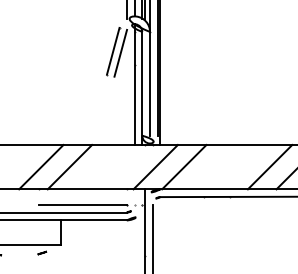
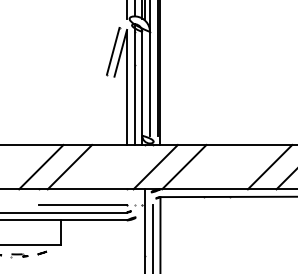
line: none -> present (126, 87)
line: none -> present (160, 233)
part: none -> present (19, 255)
